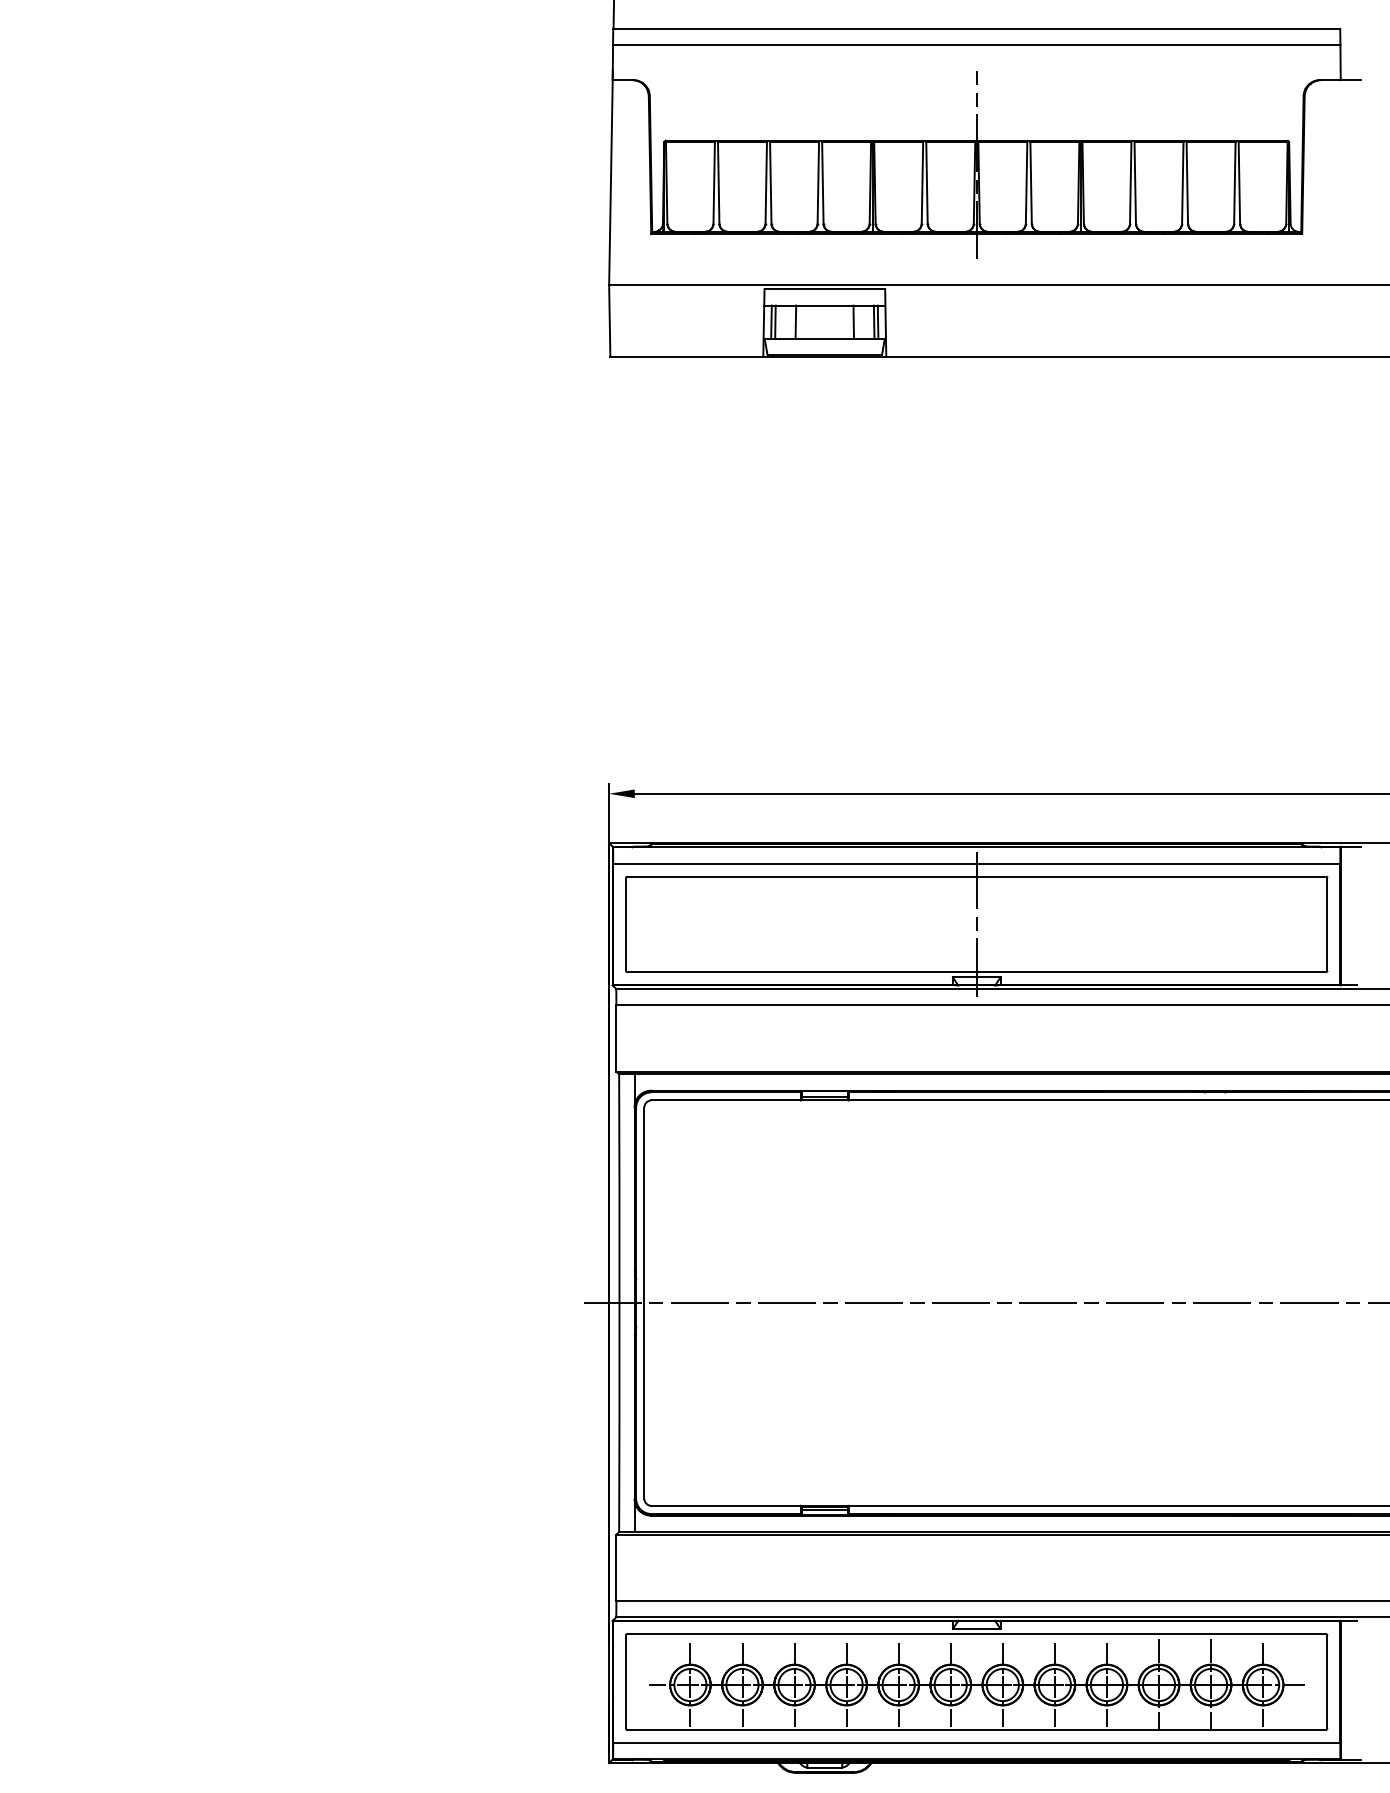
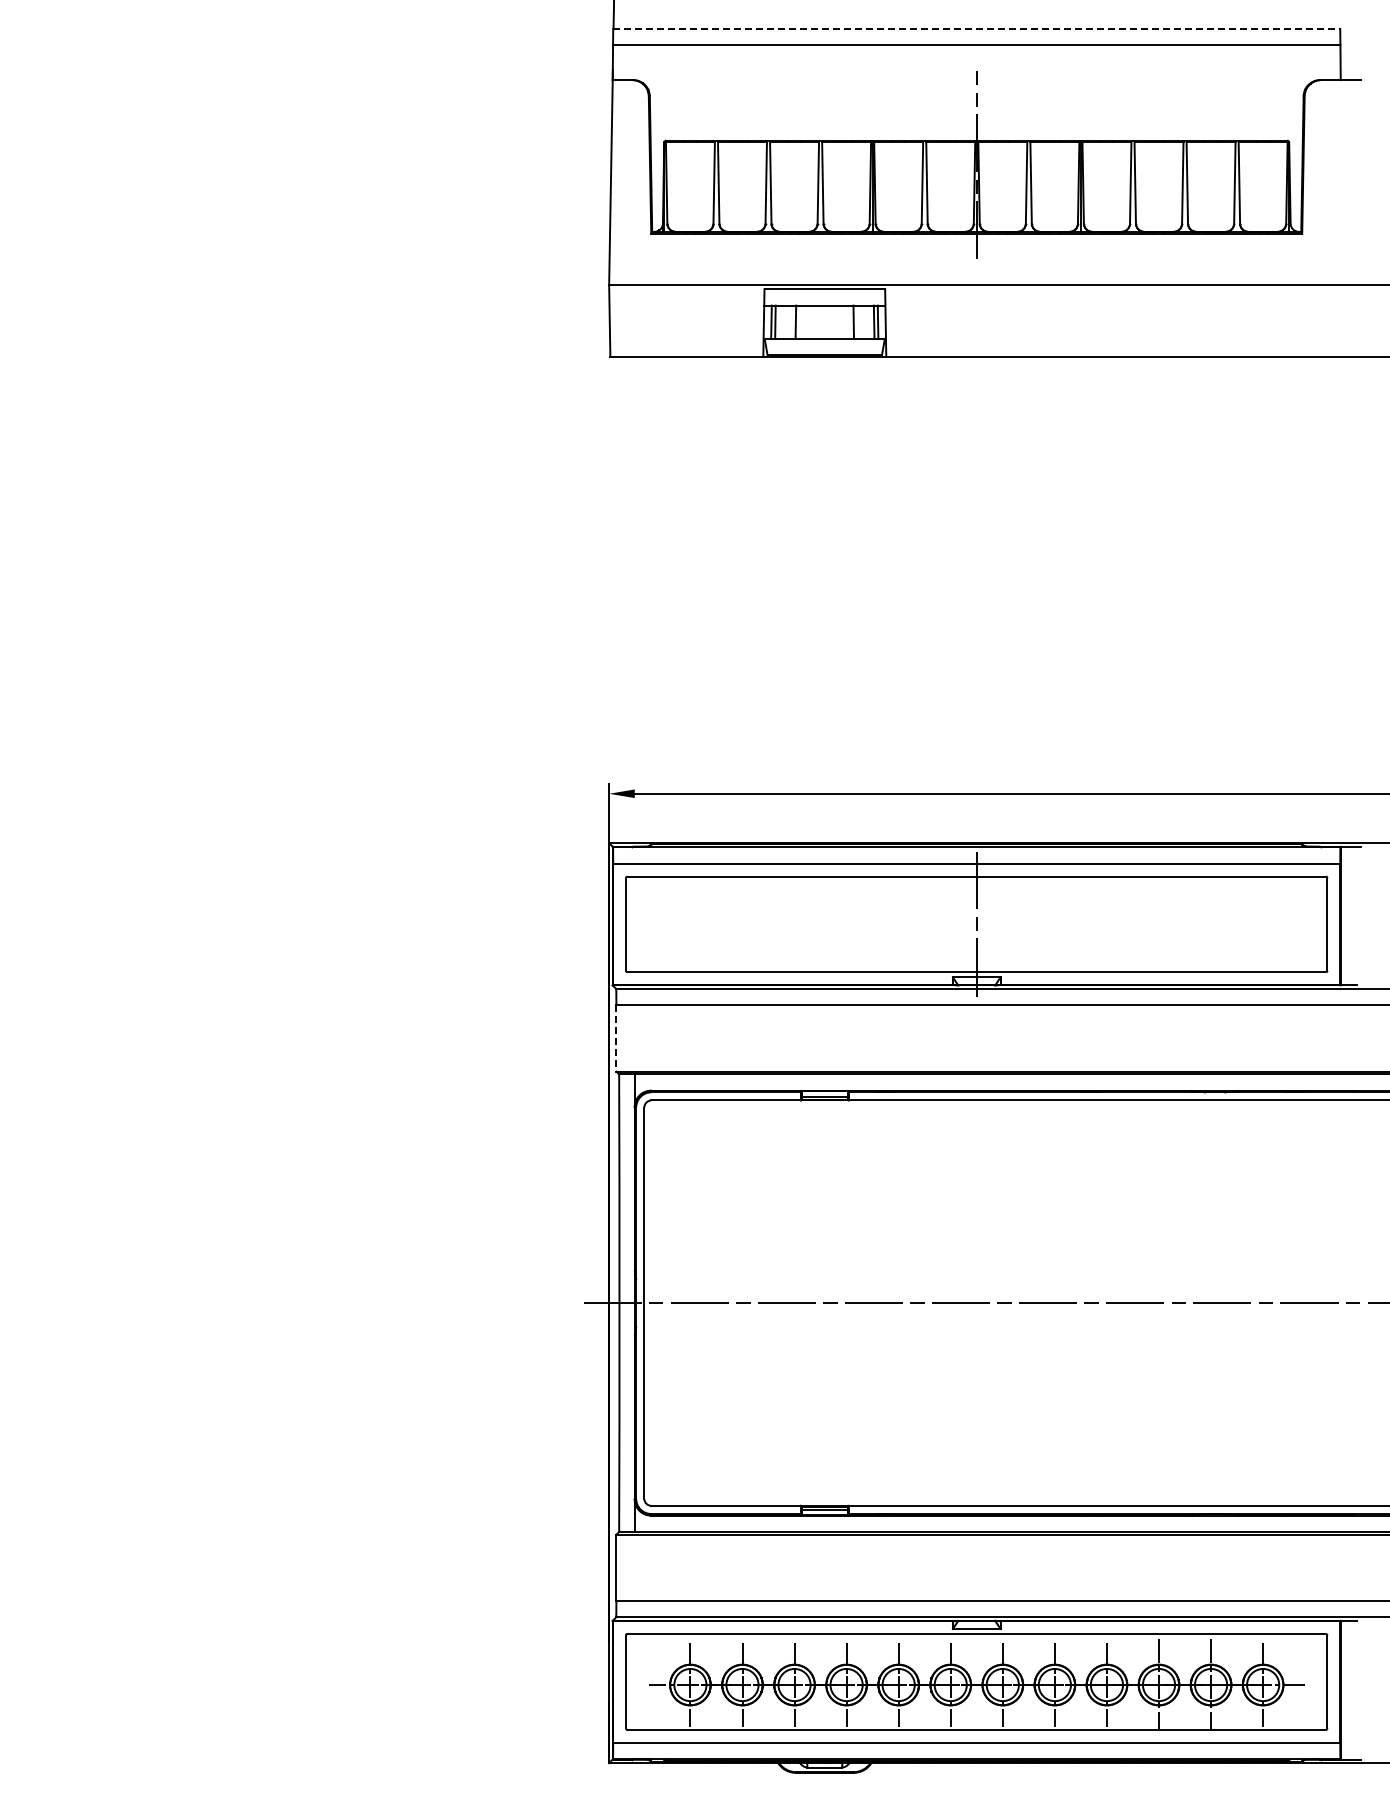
line: solid -> dashed (977, 28)
line: solid -> dashed (616, 1038)
